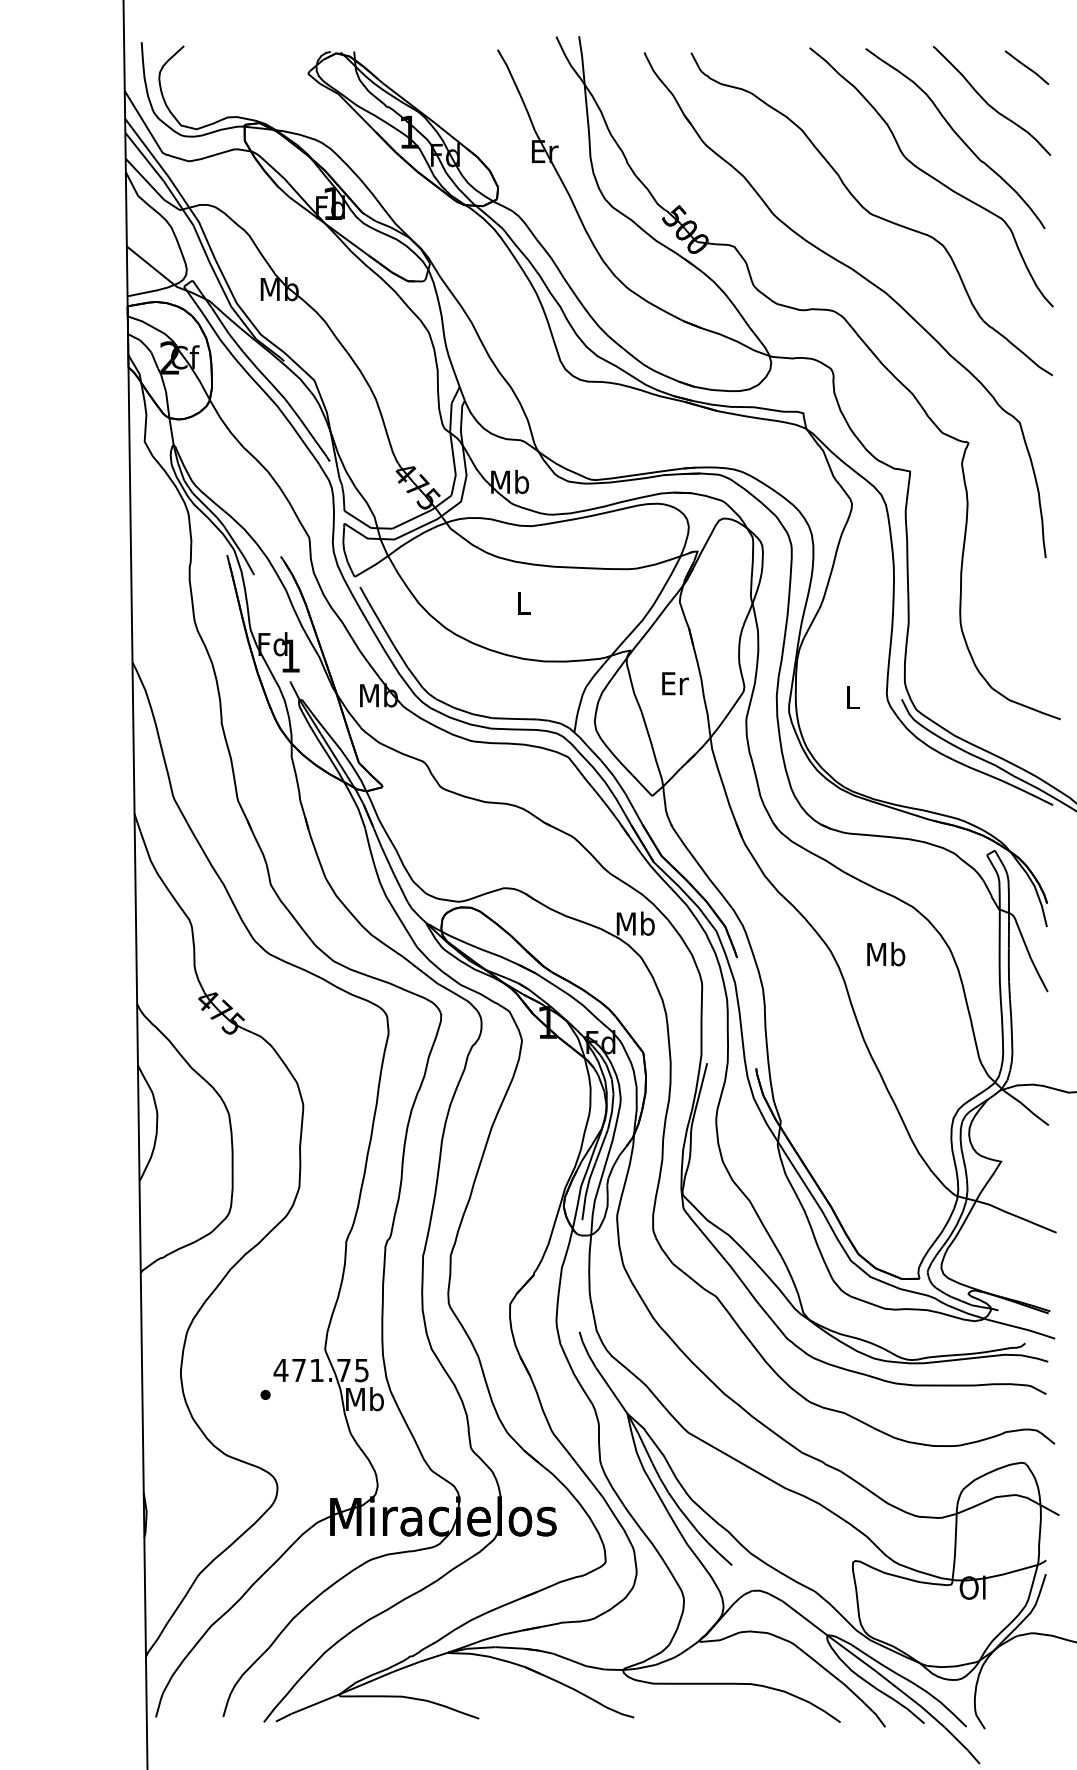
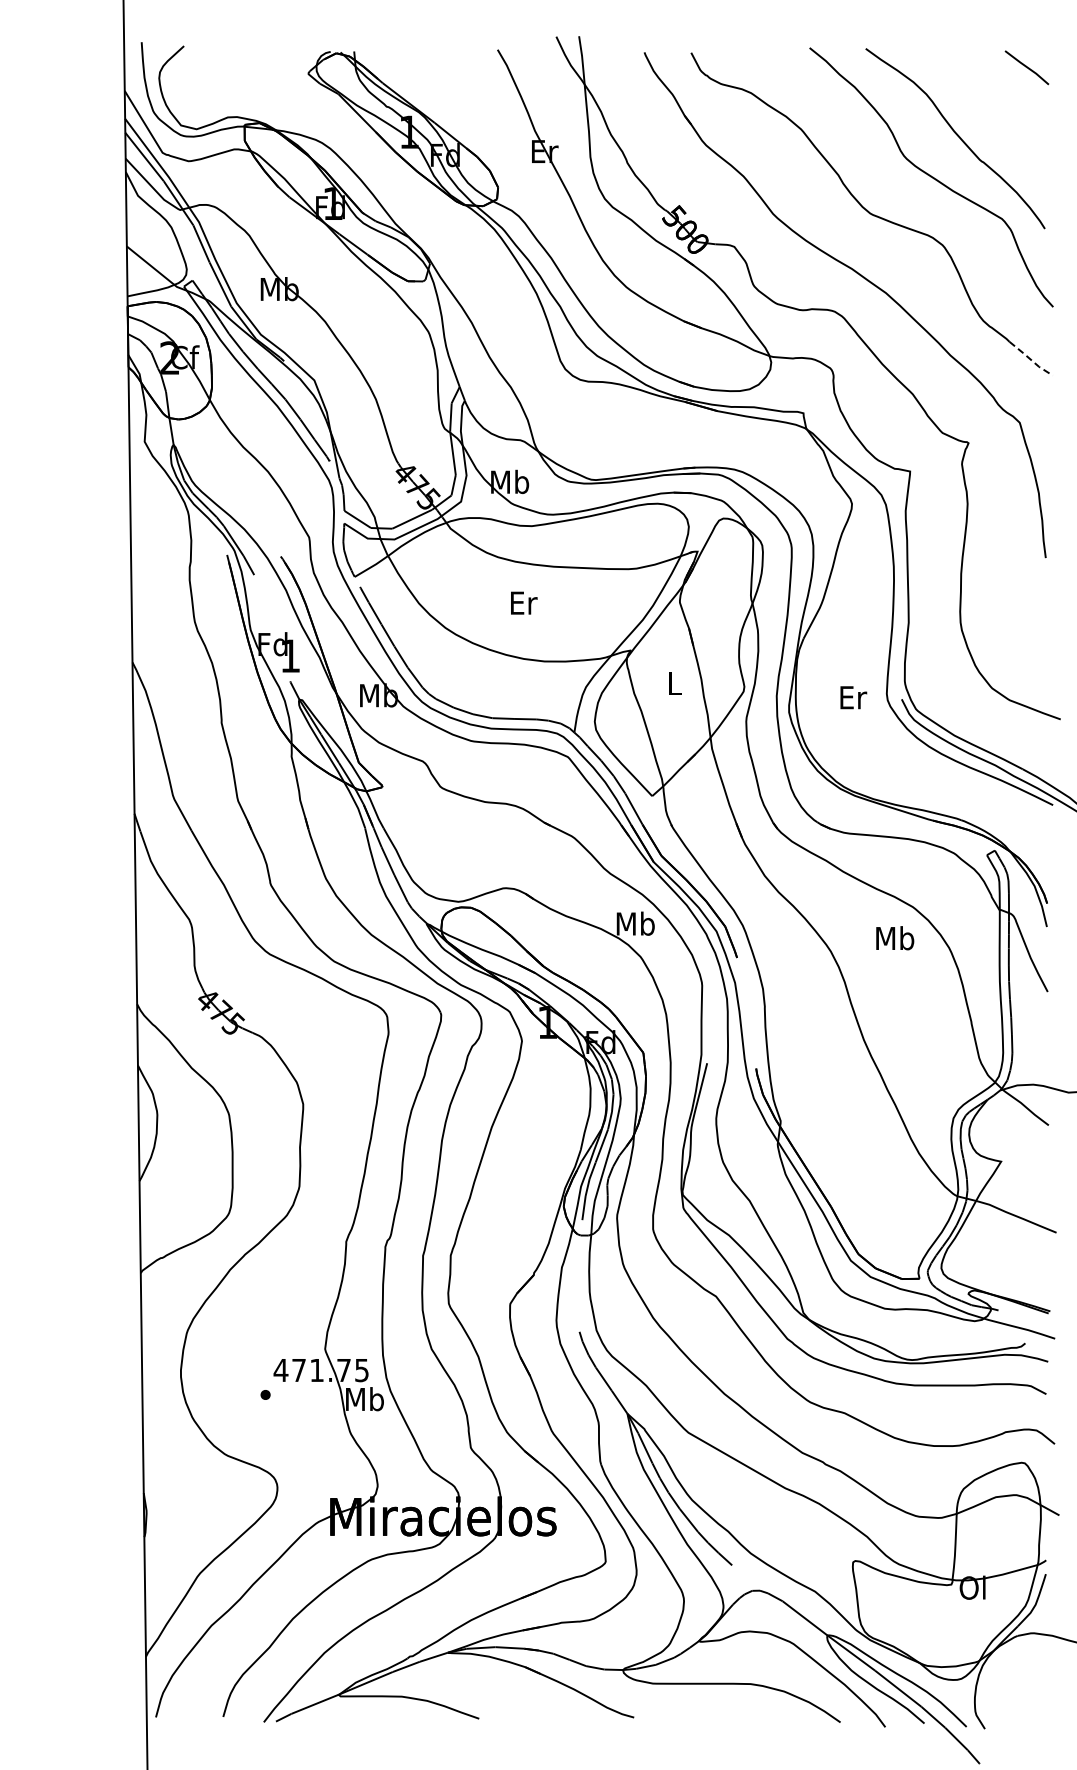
curve: present -> none (988, 103)
line: solid -> dashed (1030, 359)
text: L -> Er (524, 602)
text: Er -> L (675, 683)
text: L -> Er (853, 697)
text position: (886, 954) -> (895, 938) (895, 938)
